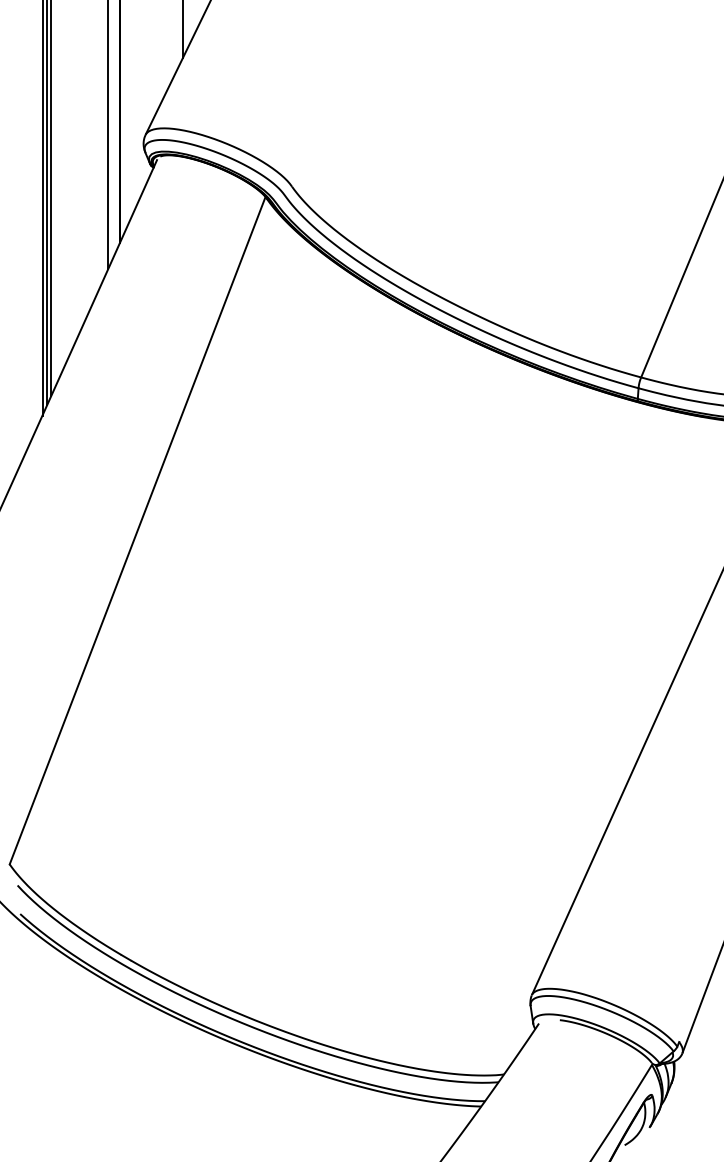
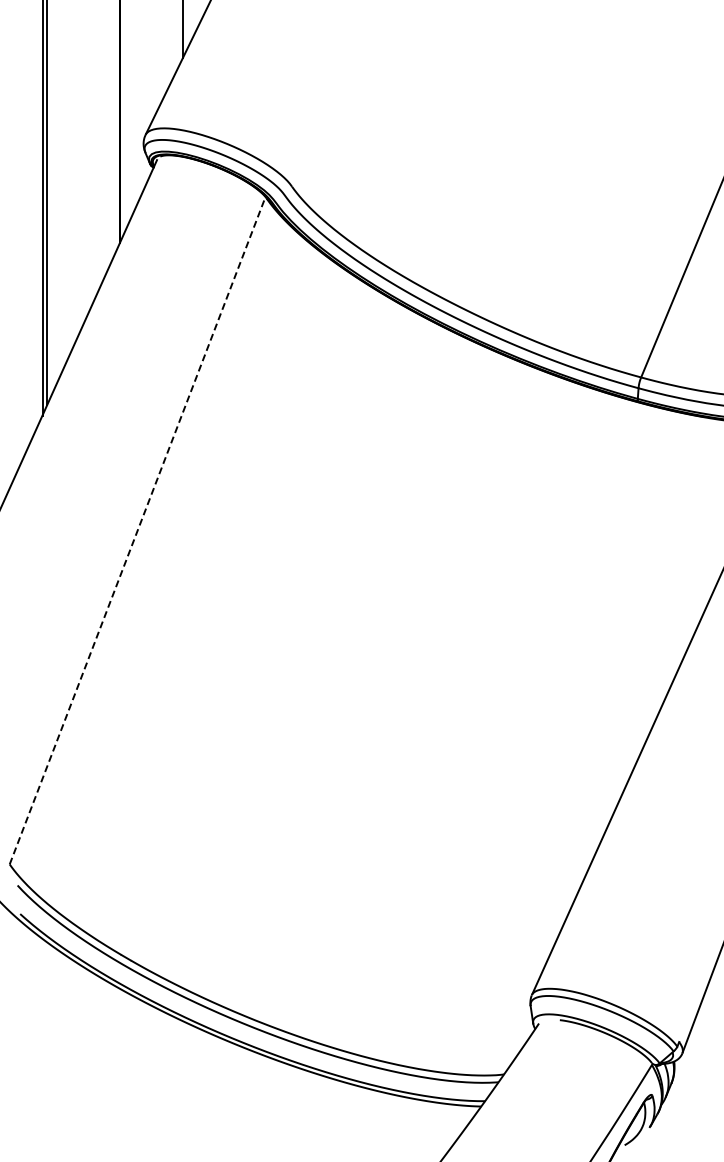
line: present -> none (108, 135)
line: present -> none (51, 199)
line: solid -> dashed (137, 530)
